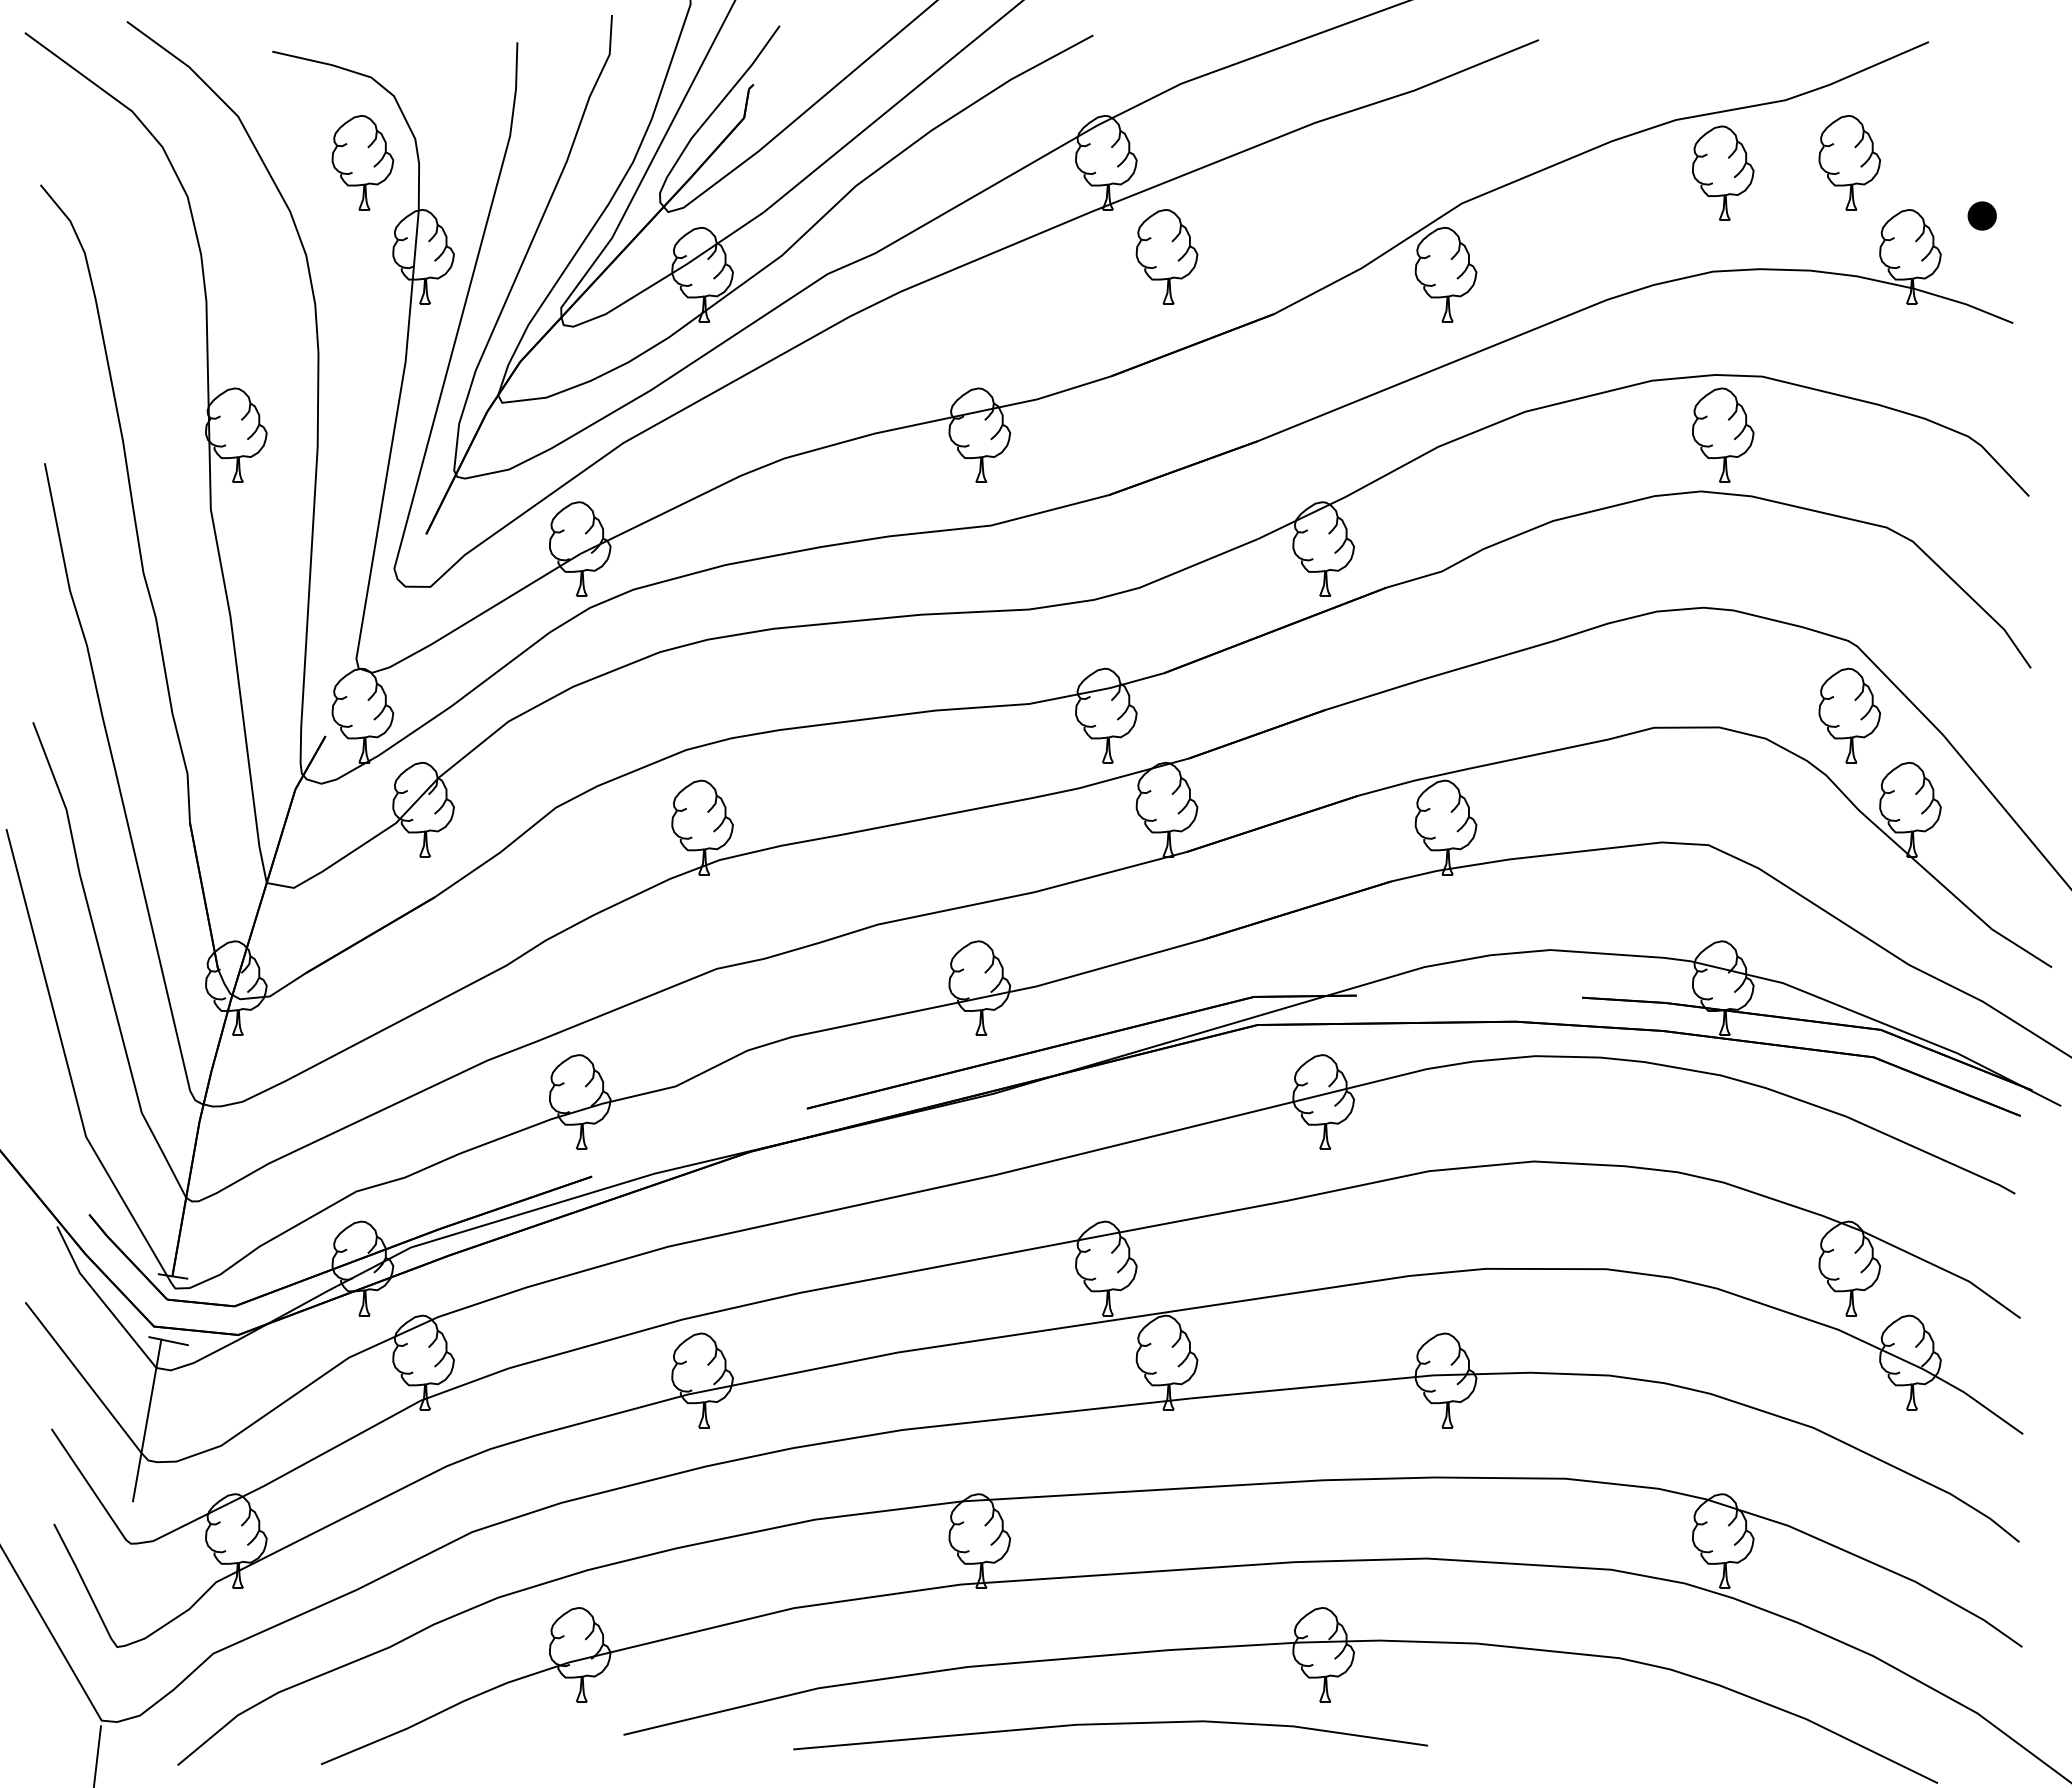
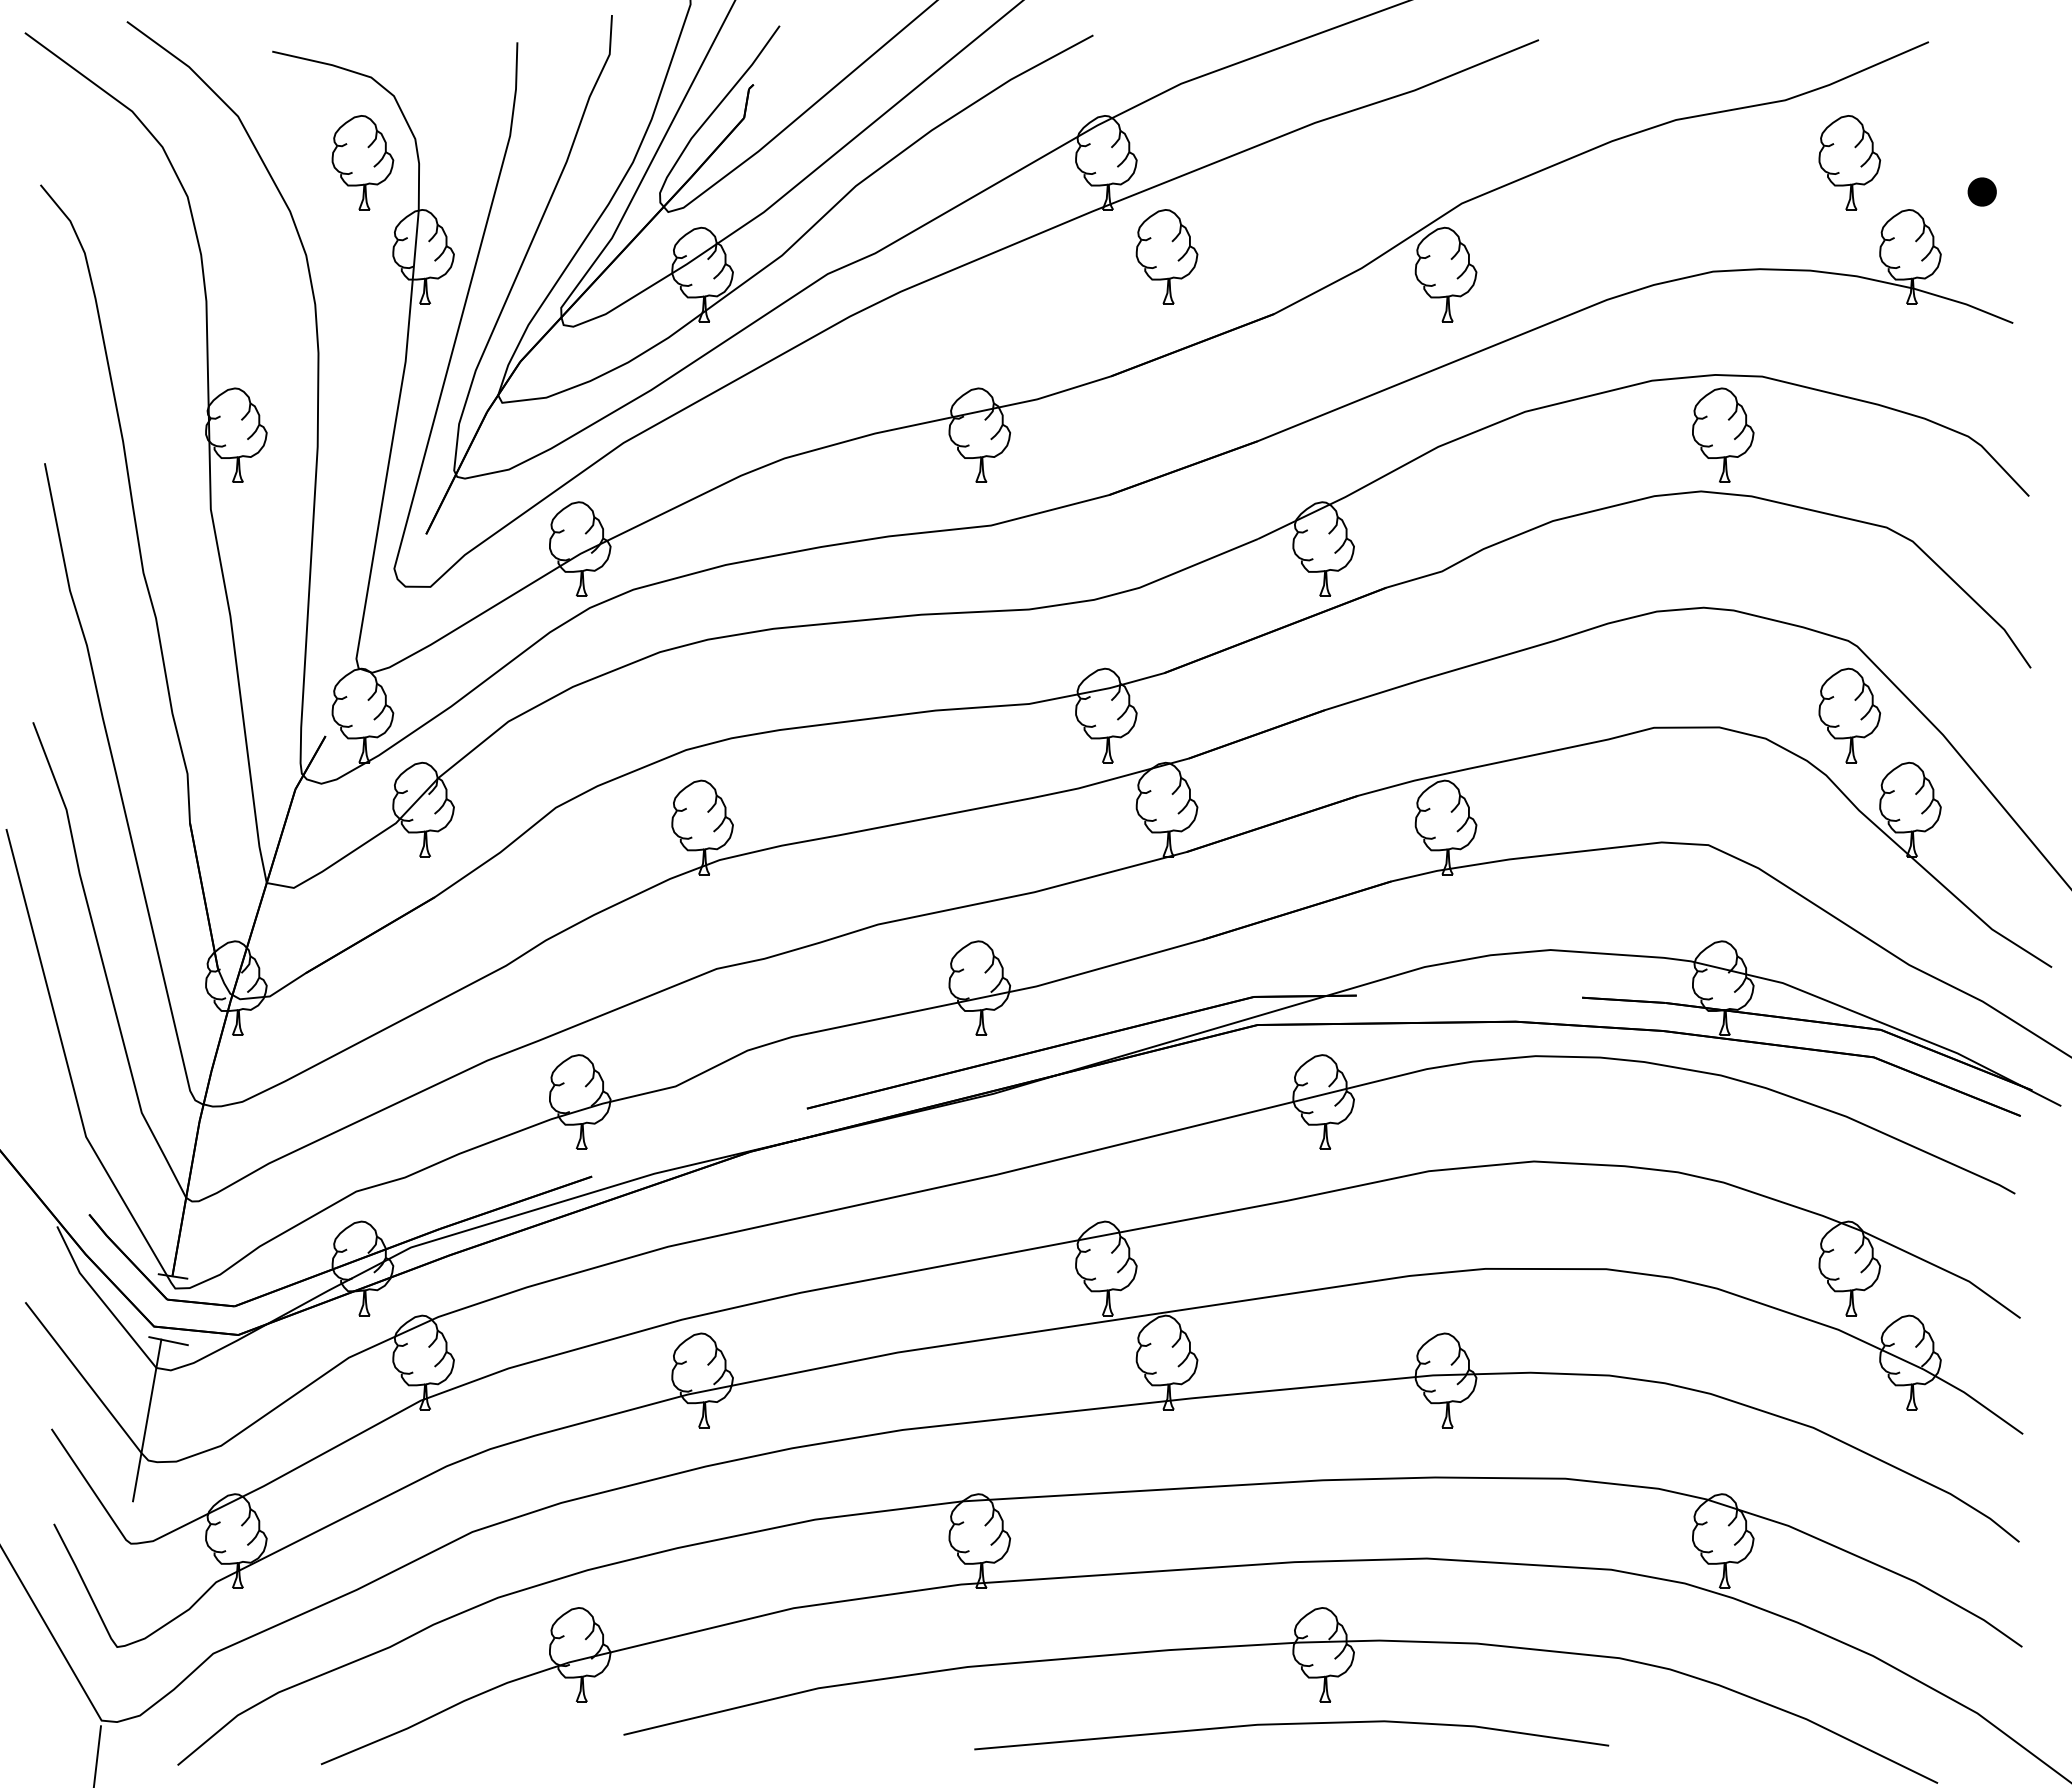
part: present -> none (1723, 172)
part position: (1981, 215) -> (1981, 191) (1981, 191)
line position: (1110, 1724) -> (1291, 1724) (1291, 1724)
